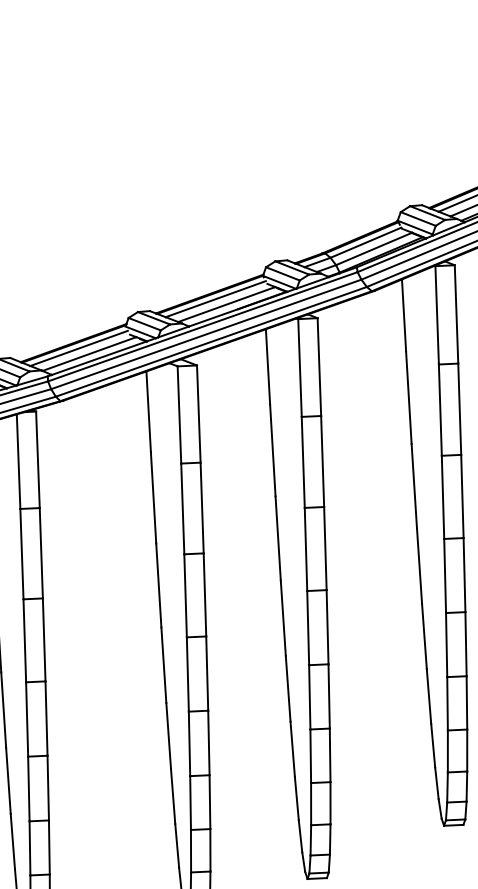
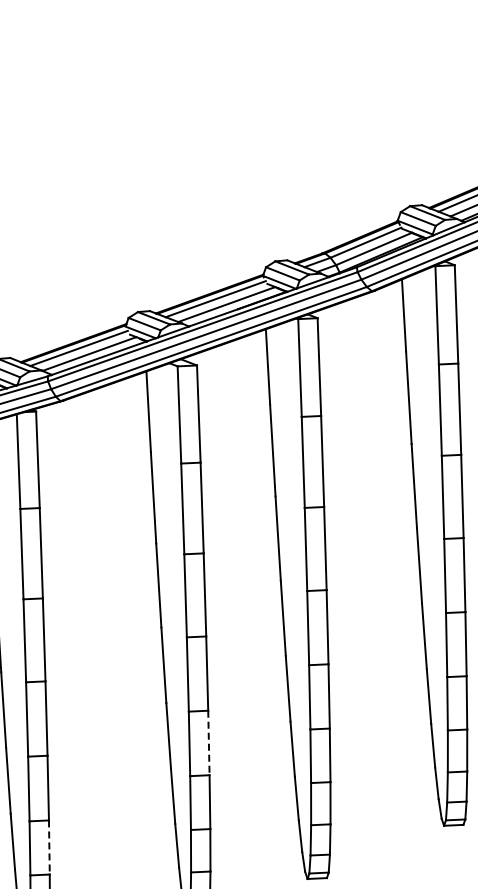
line: solid -> dashed (208, 743)
line: solid -> dashed (49, 847)
